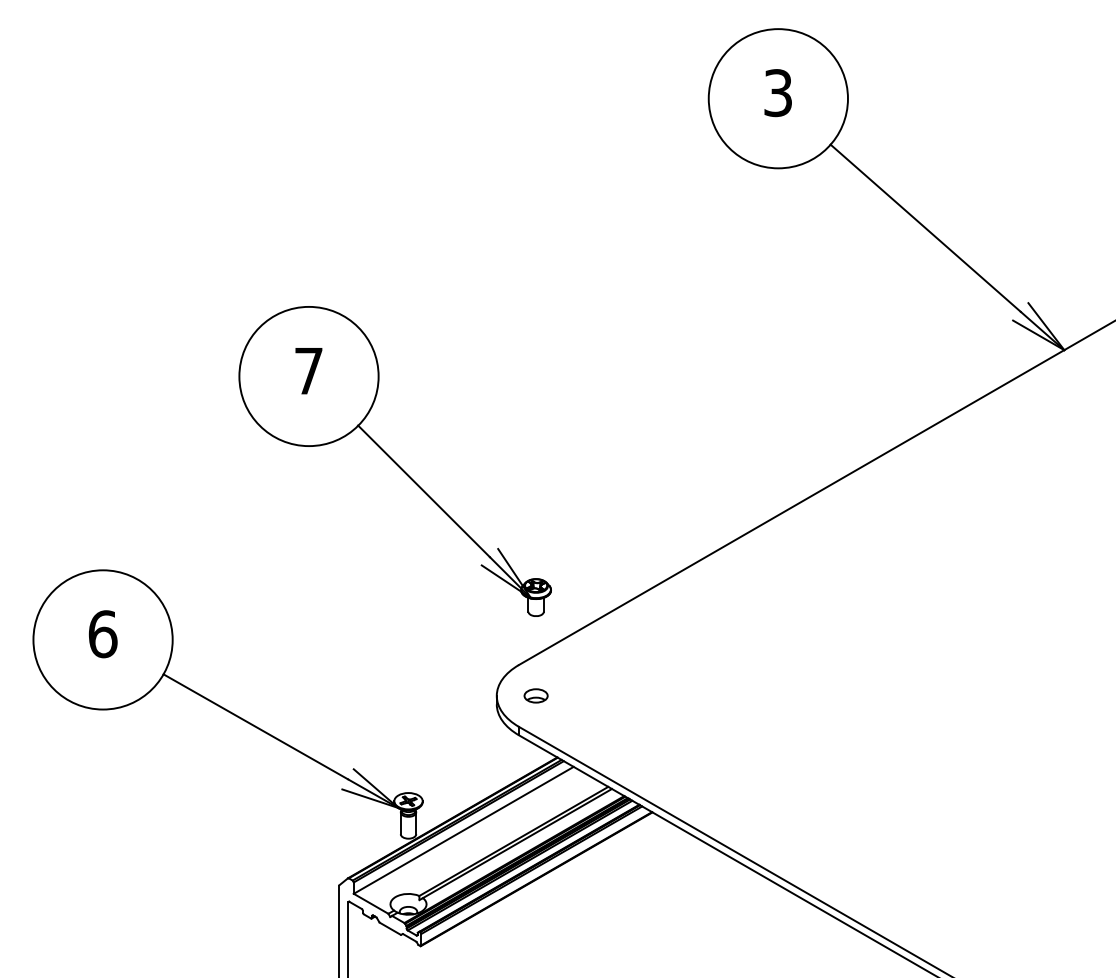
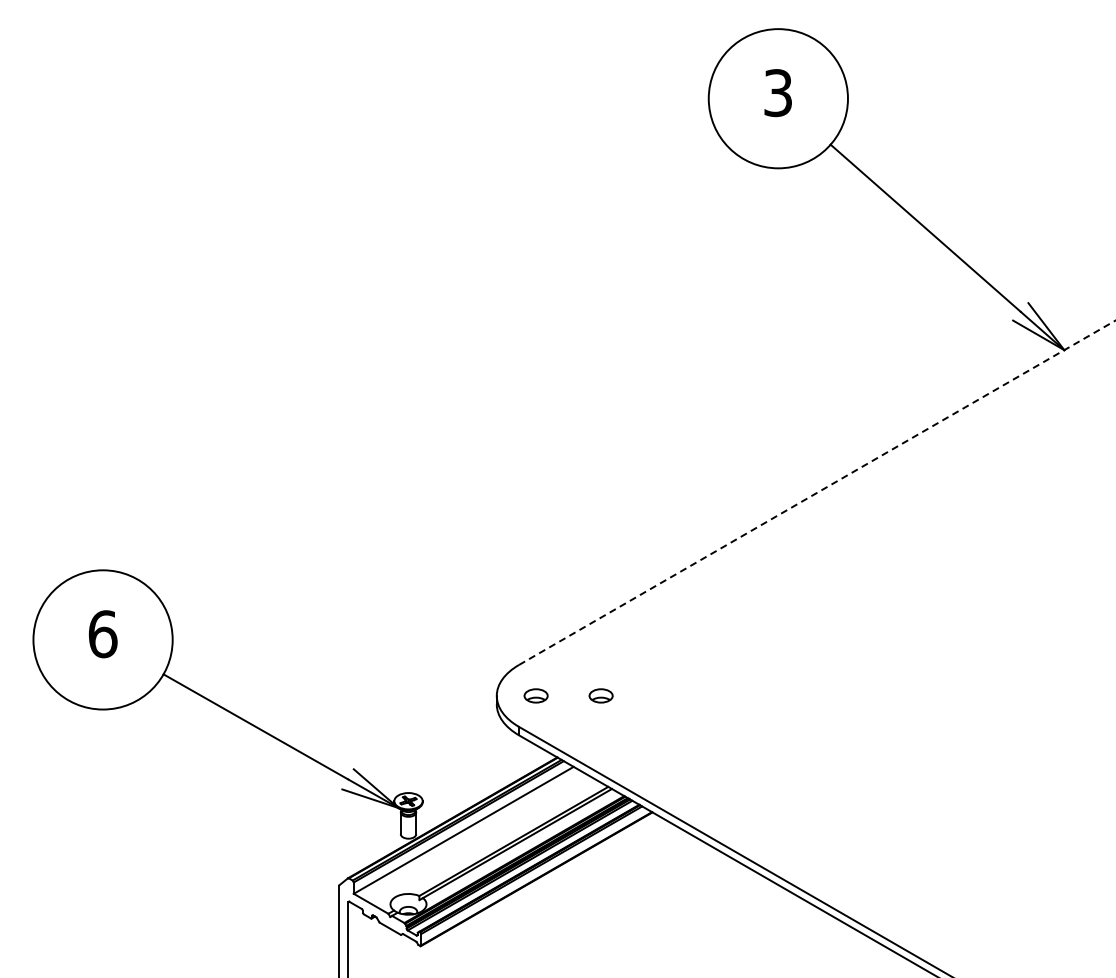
part: present -> none (394, 461)
line: solid -> dashed (817, 492)
part: none -> present (600, 695)
